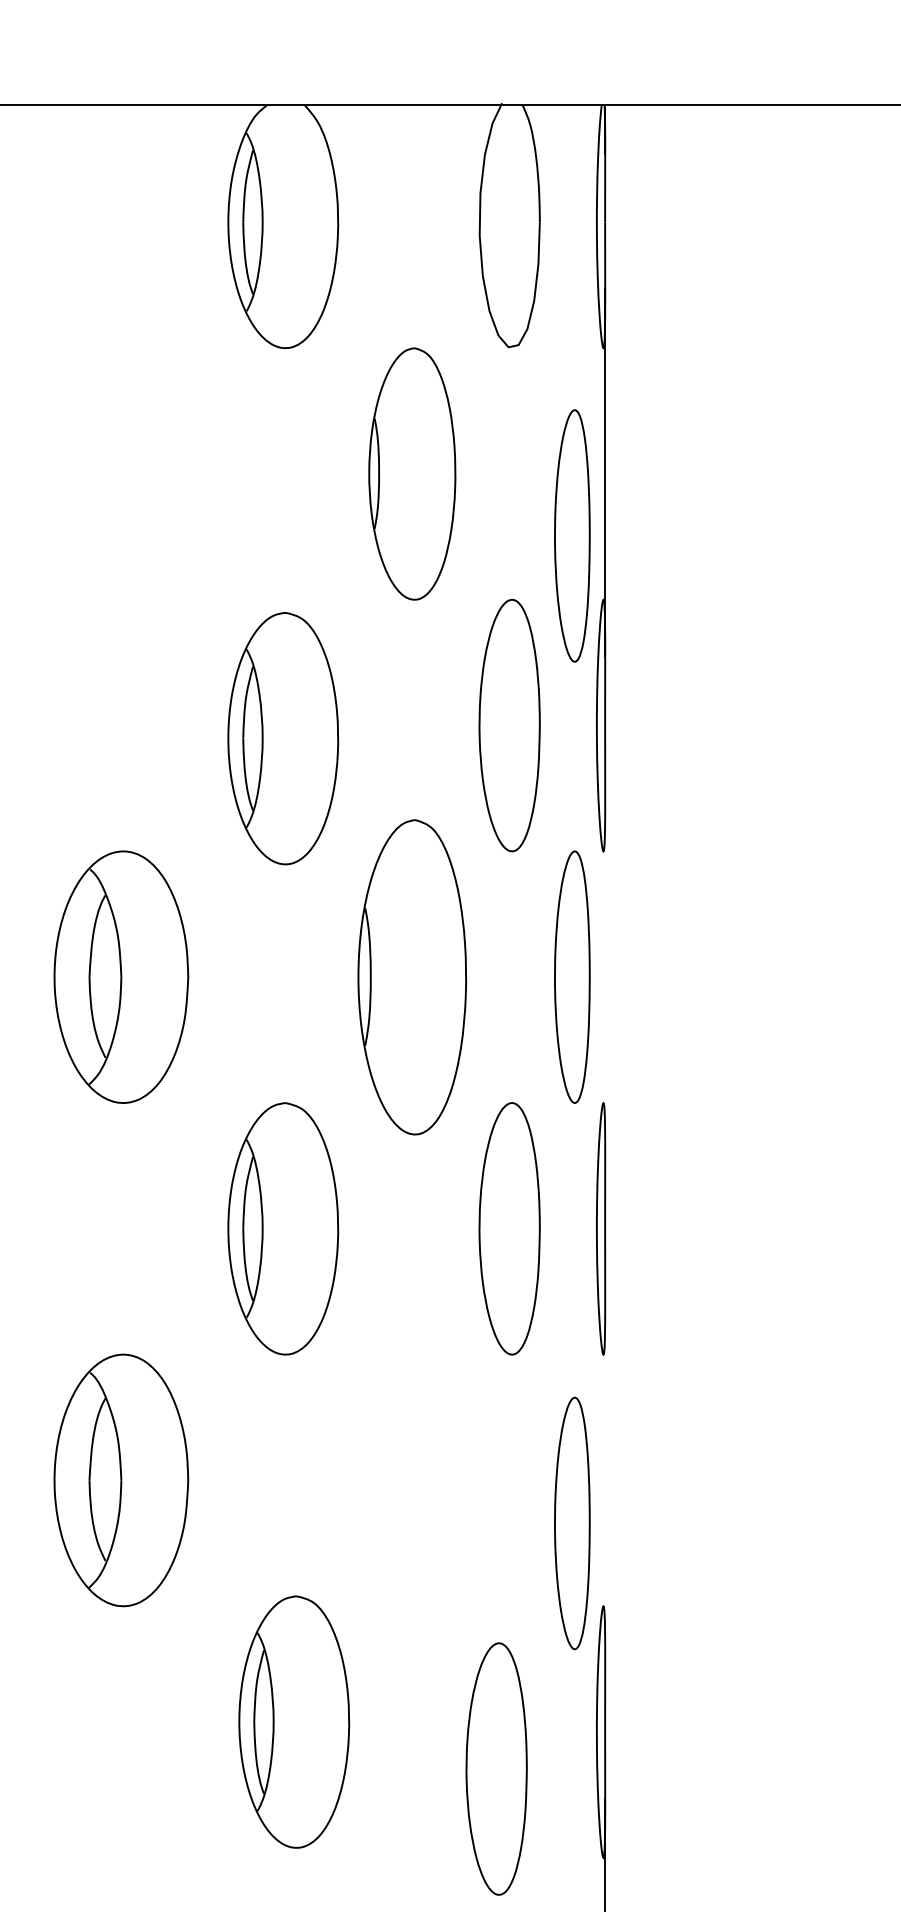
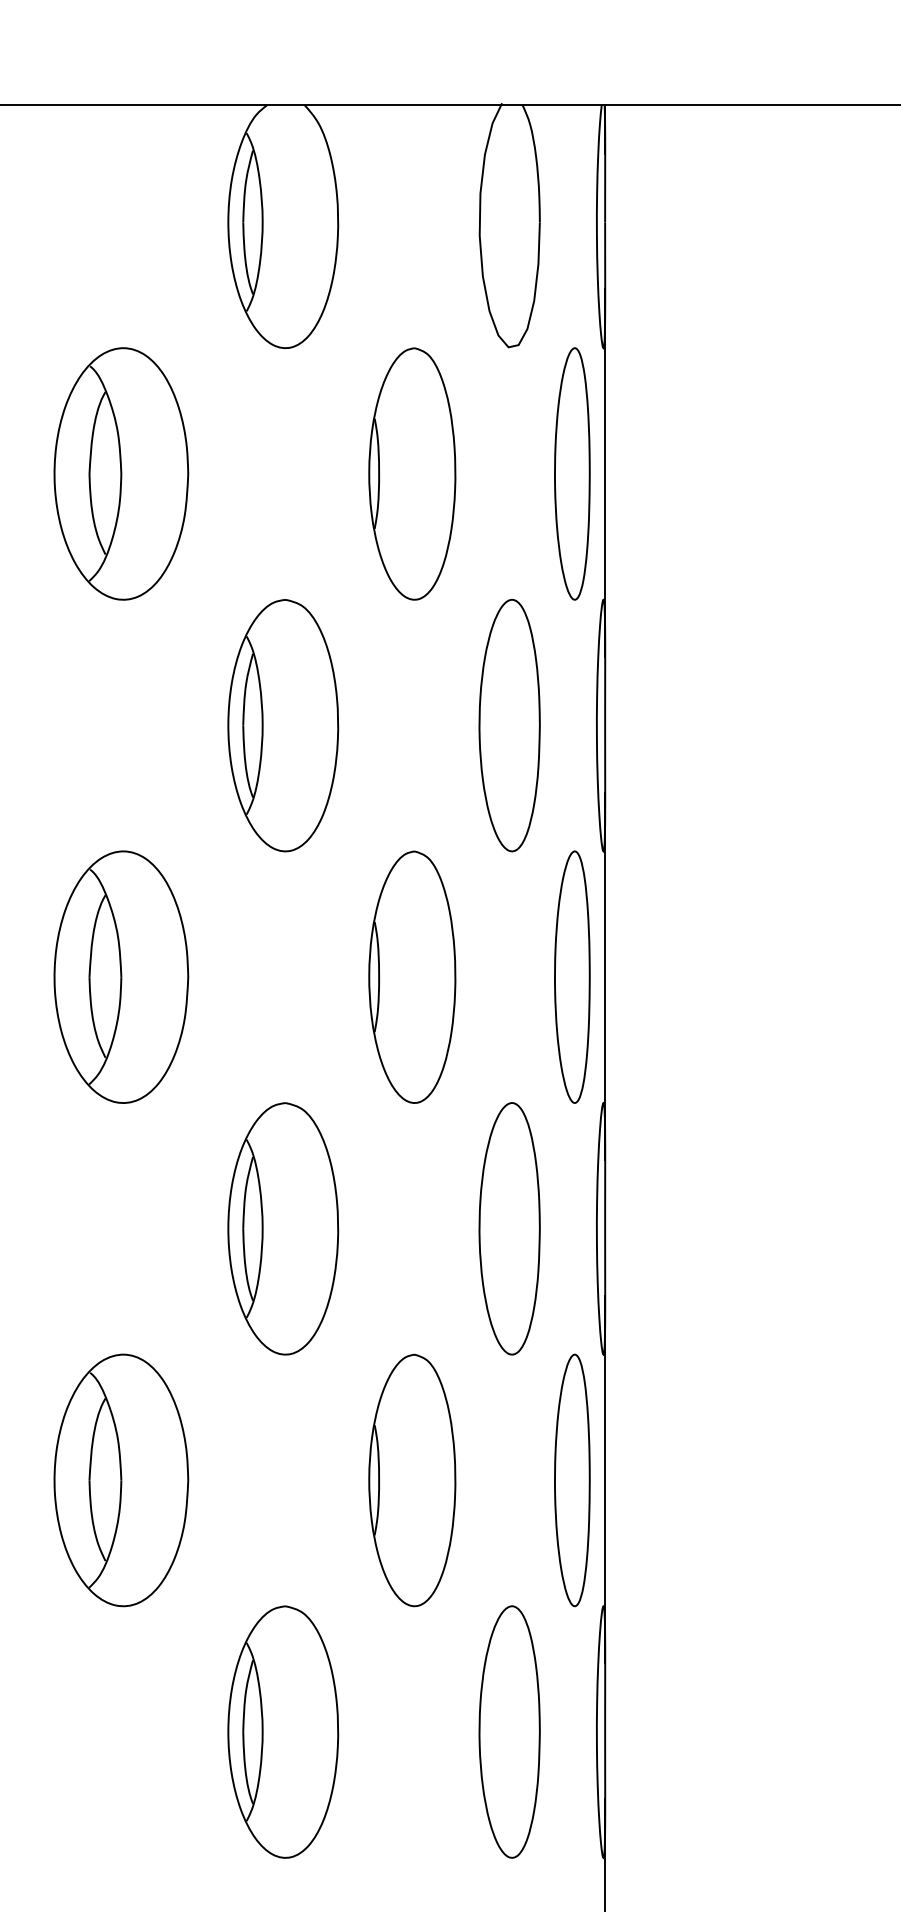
part: none -> present (121, 473)
part position: (572, 535) -> (572, 473) (572, 473)
part position: (283, 738) -> (283, 725) (283, 725)
line: none -> present (605, 976)
part size: 110x317 px -> 89x254 px (412, 976)
line: none -> present (605, 1479)
part: none -> present (412, 1480)
part position: (572, 1523) -> (572, 1480) (572, 1480)
part position: (294, 1721) -> (283, 1731) (283, 1731)
part position: (496, 1768) -> (509, 1731) (509, 1731)
